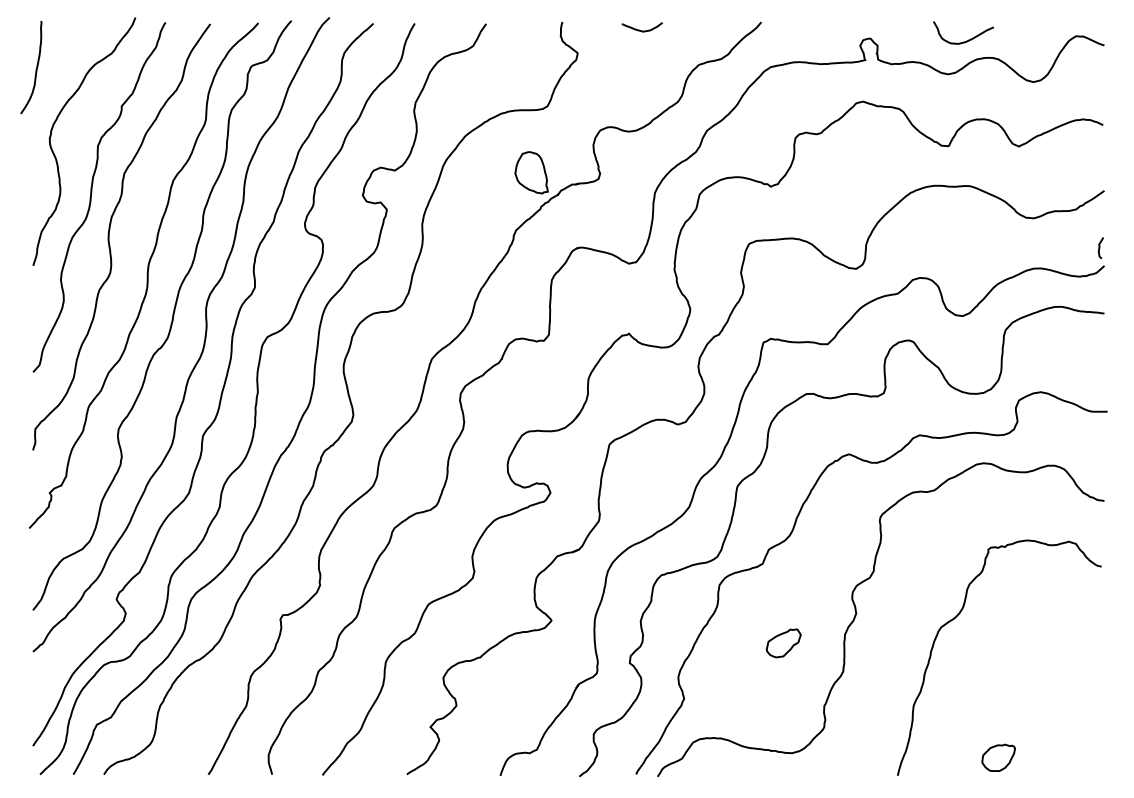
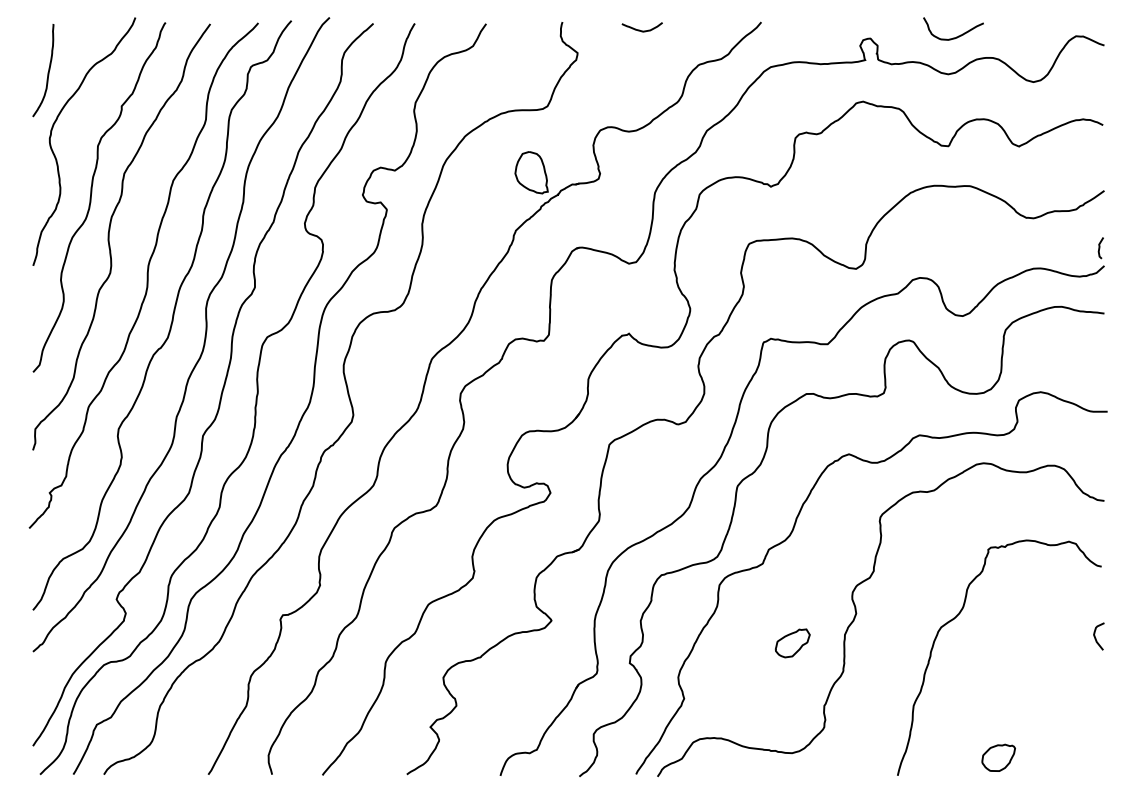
curve position: (966, 40) -> (956, 36) (956, 36)
curve position: (35, 69) -> (47, 72) (47, 72)
curve: none -> present (1096, 638)
part position: (783, 643) -> (792, 643) (792, 643)
